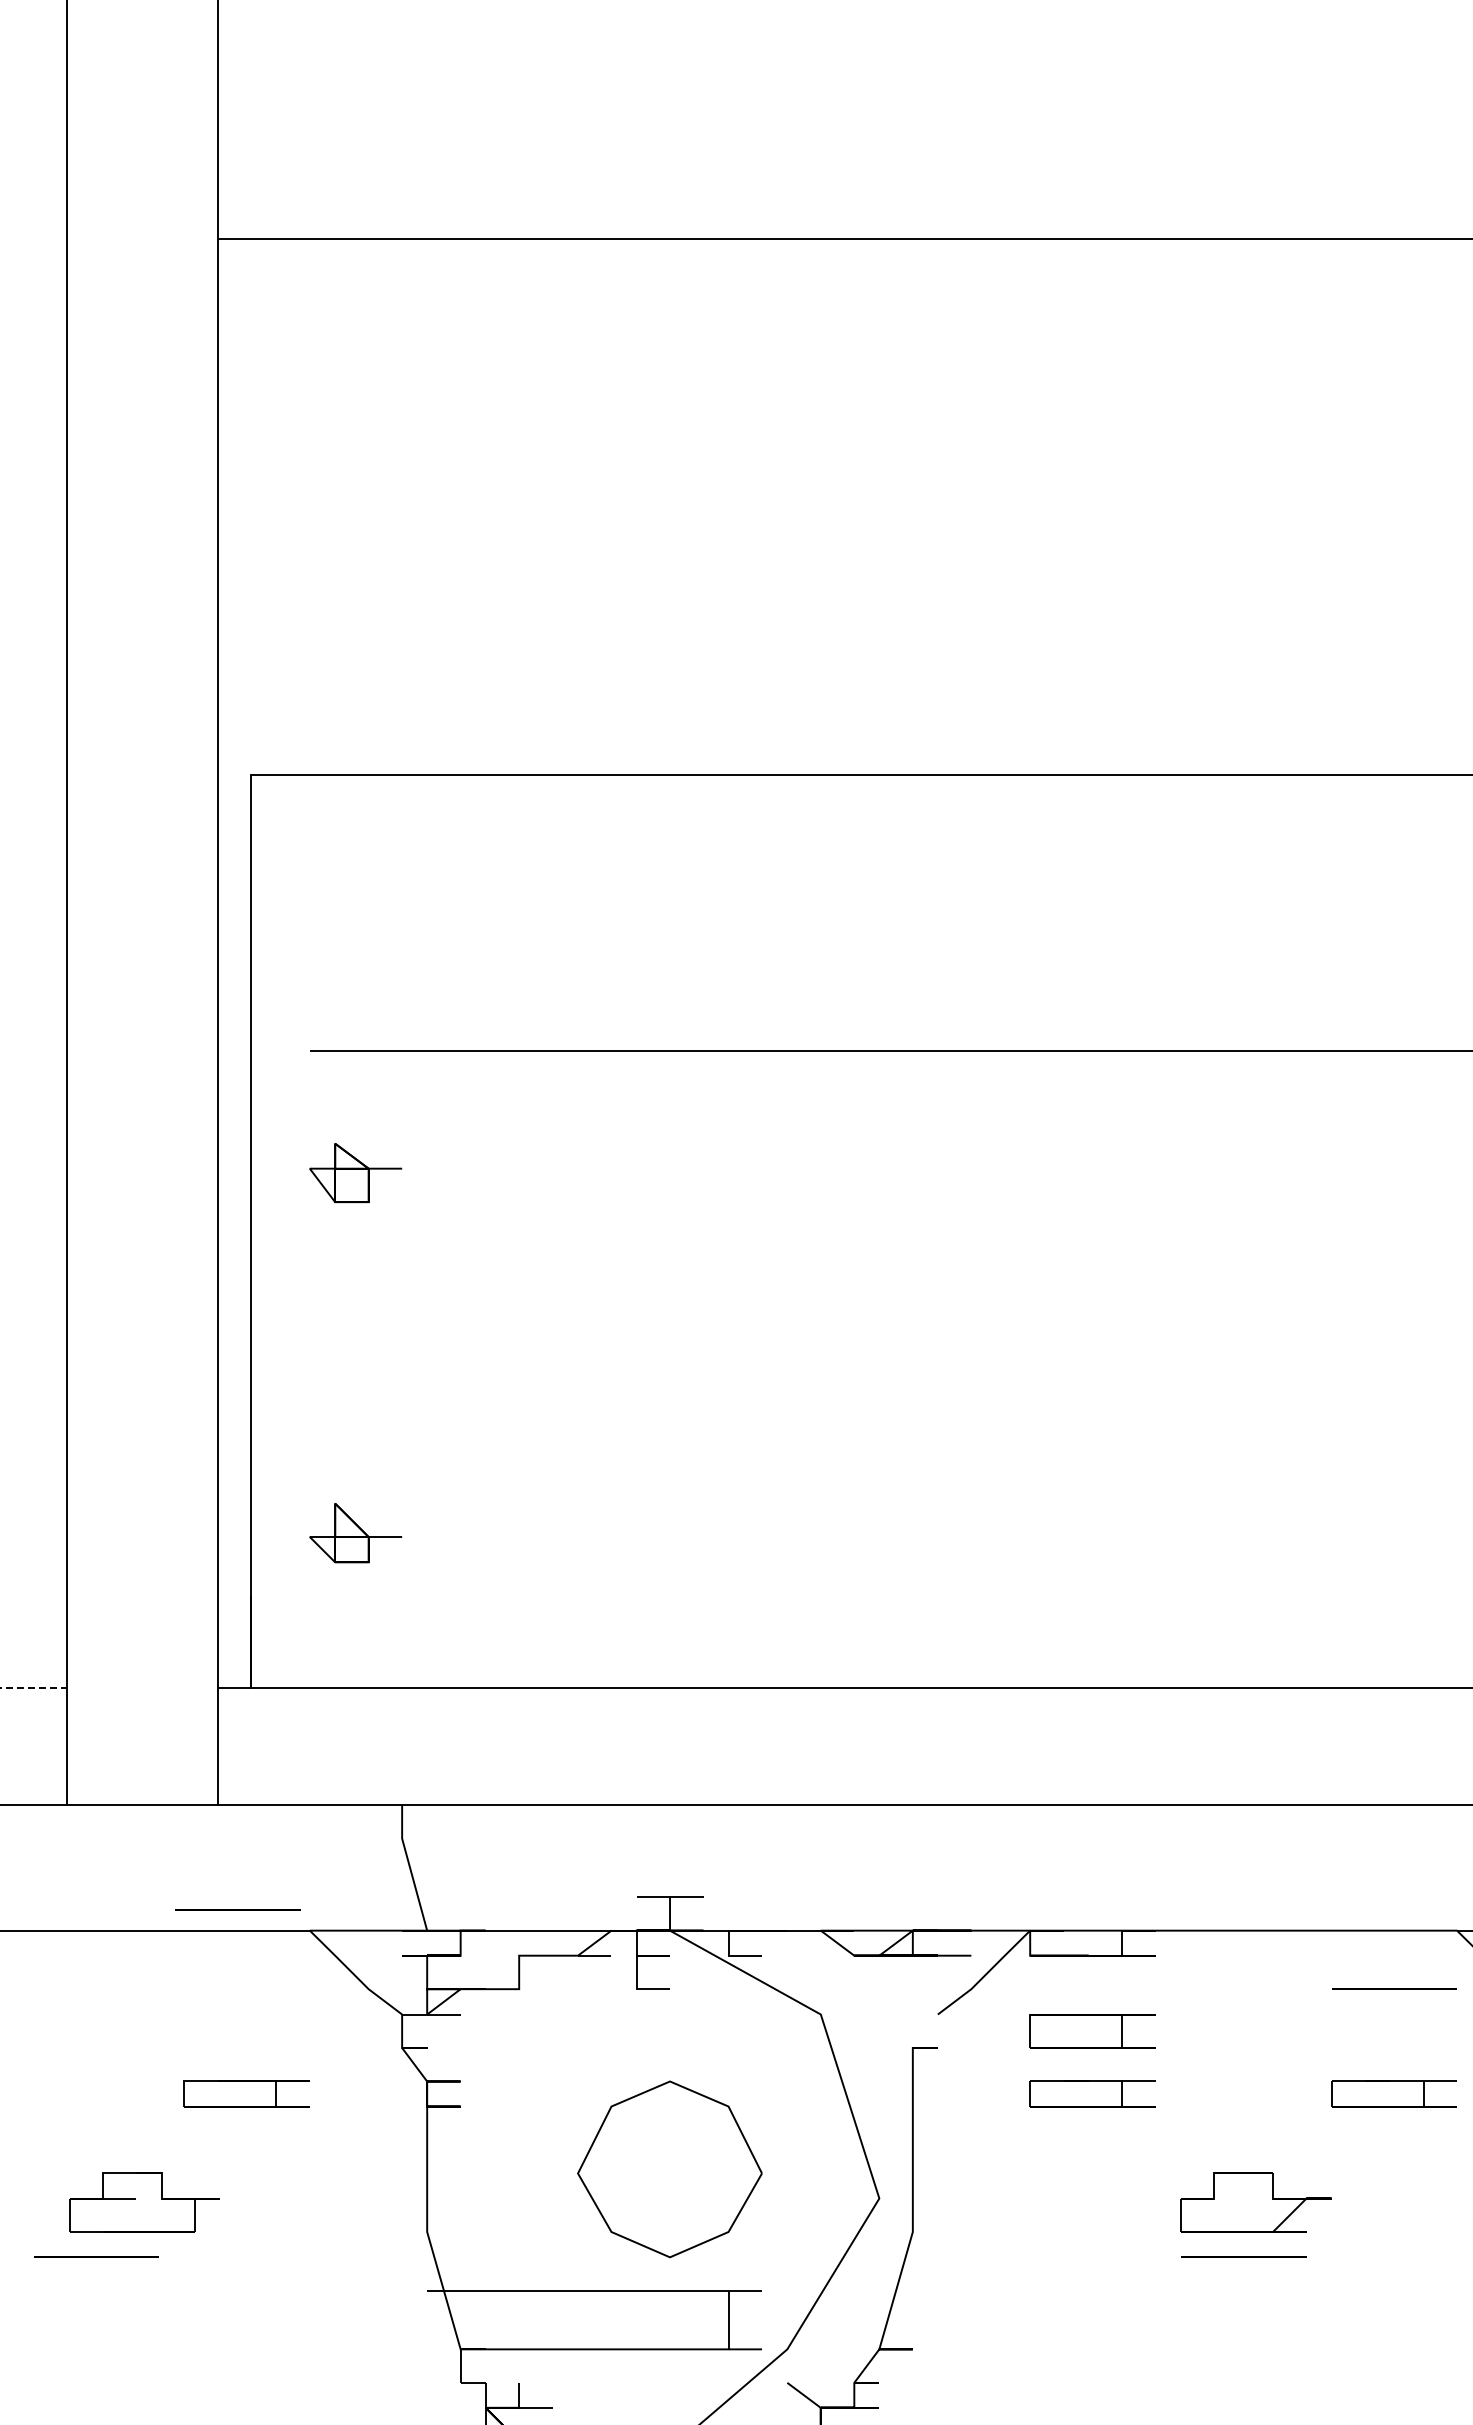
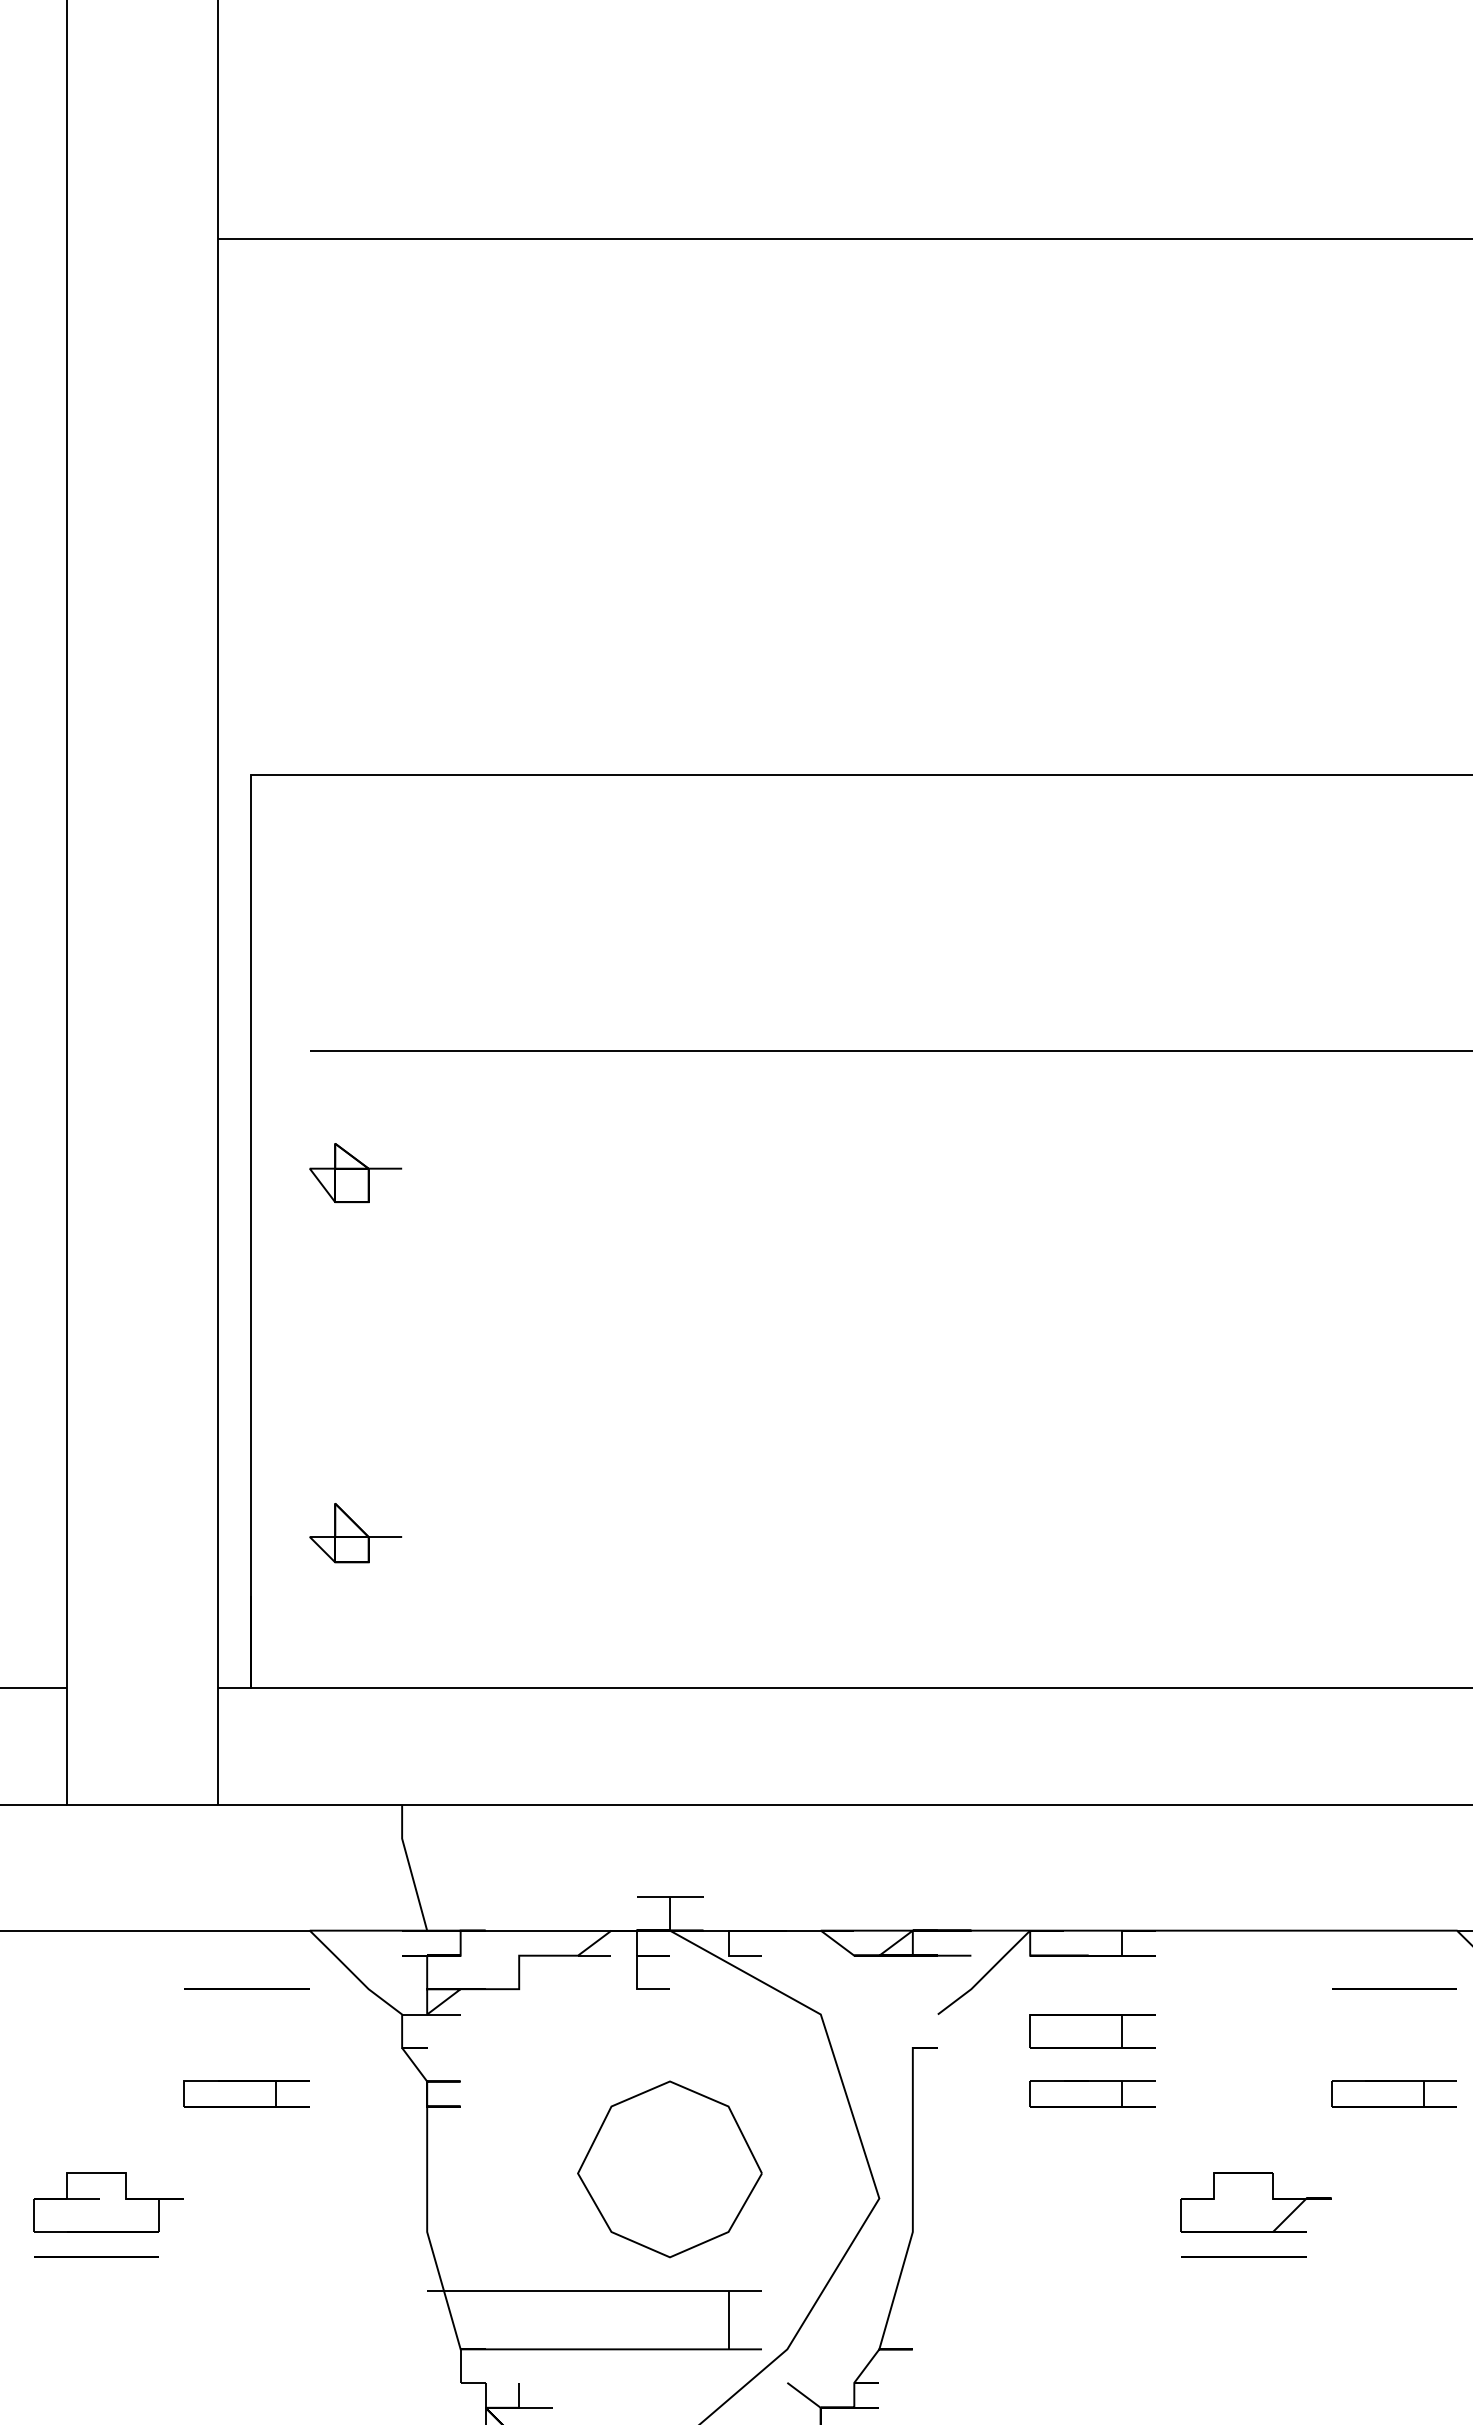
line: dashed -> solid (33, 1687)
line position: (237, 1909) -> (246, 1988) (246, 1988)
part position: (144, 2202) -> (108, 2202) (108, 2202)
